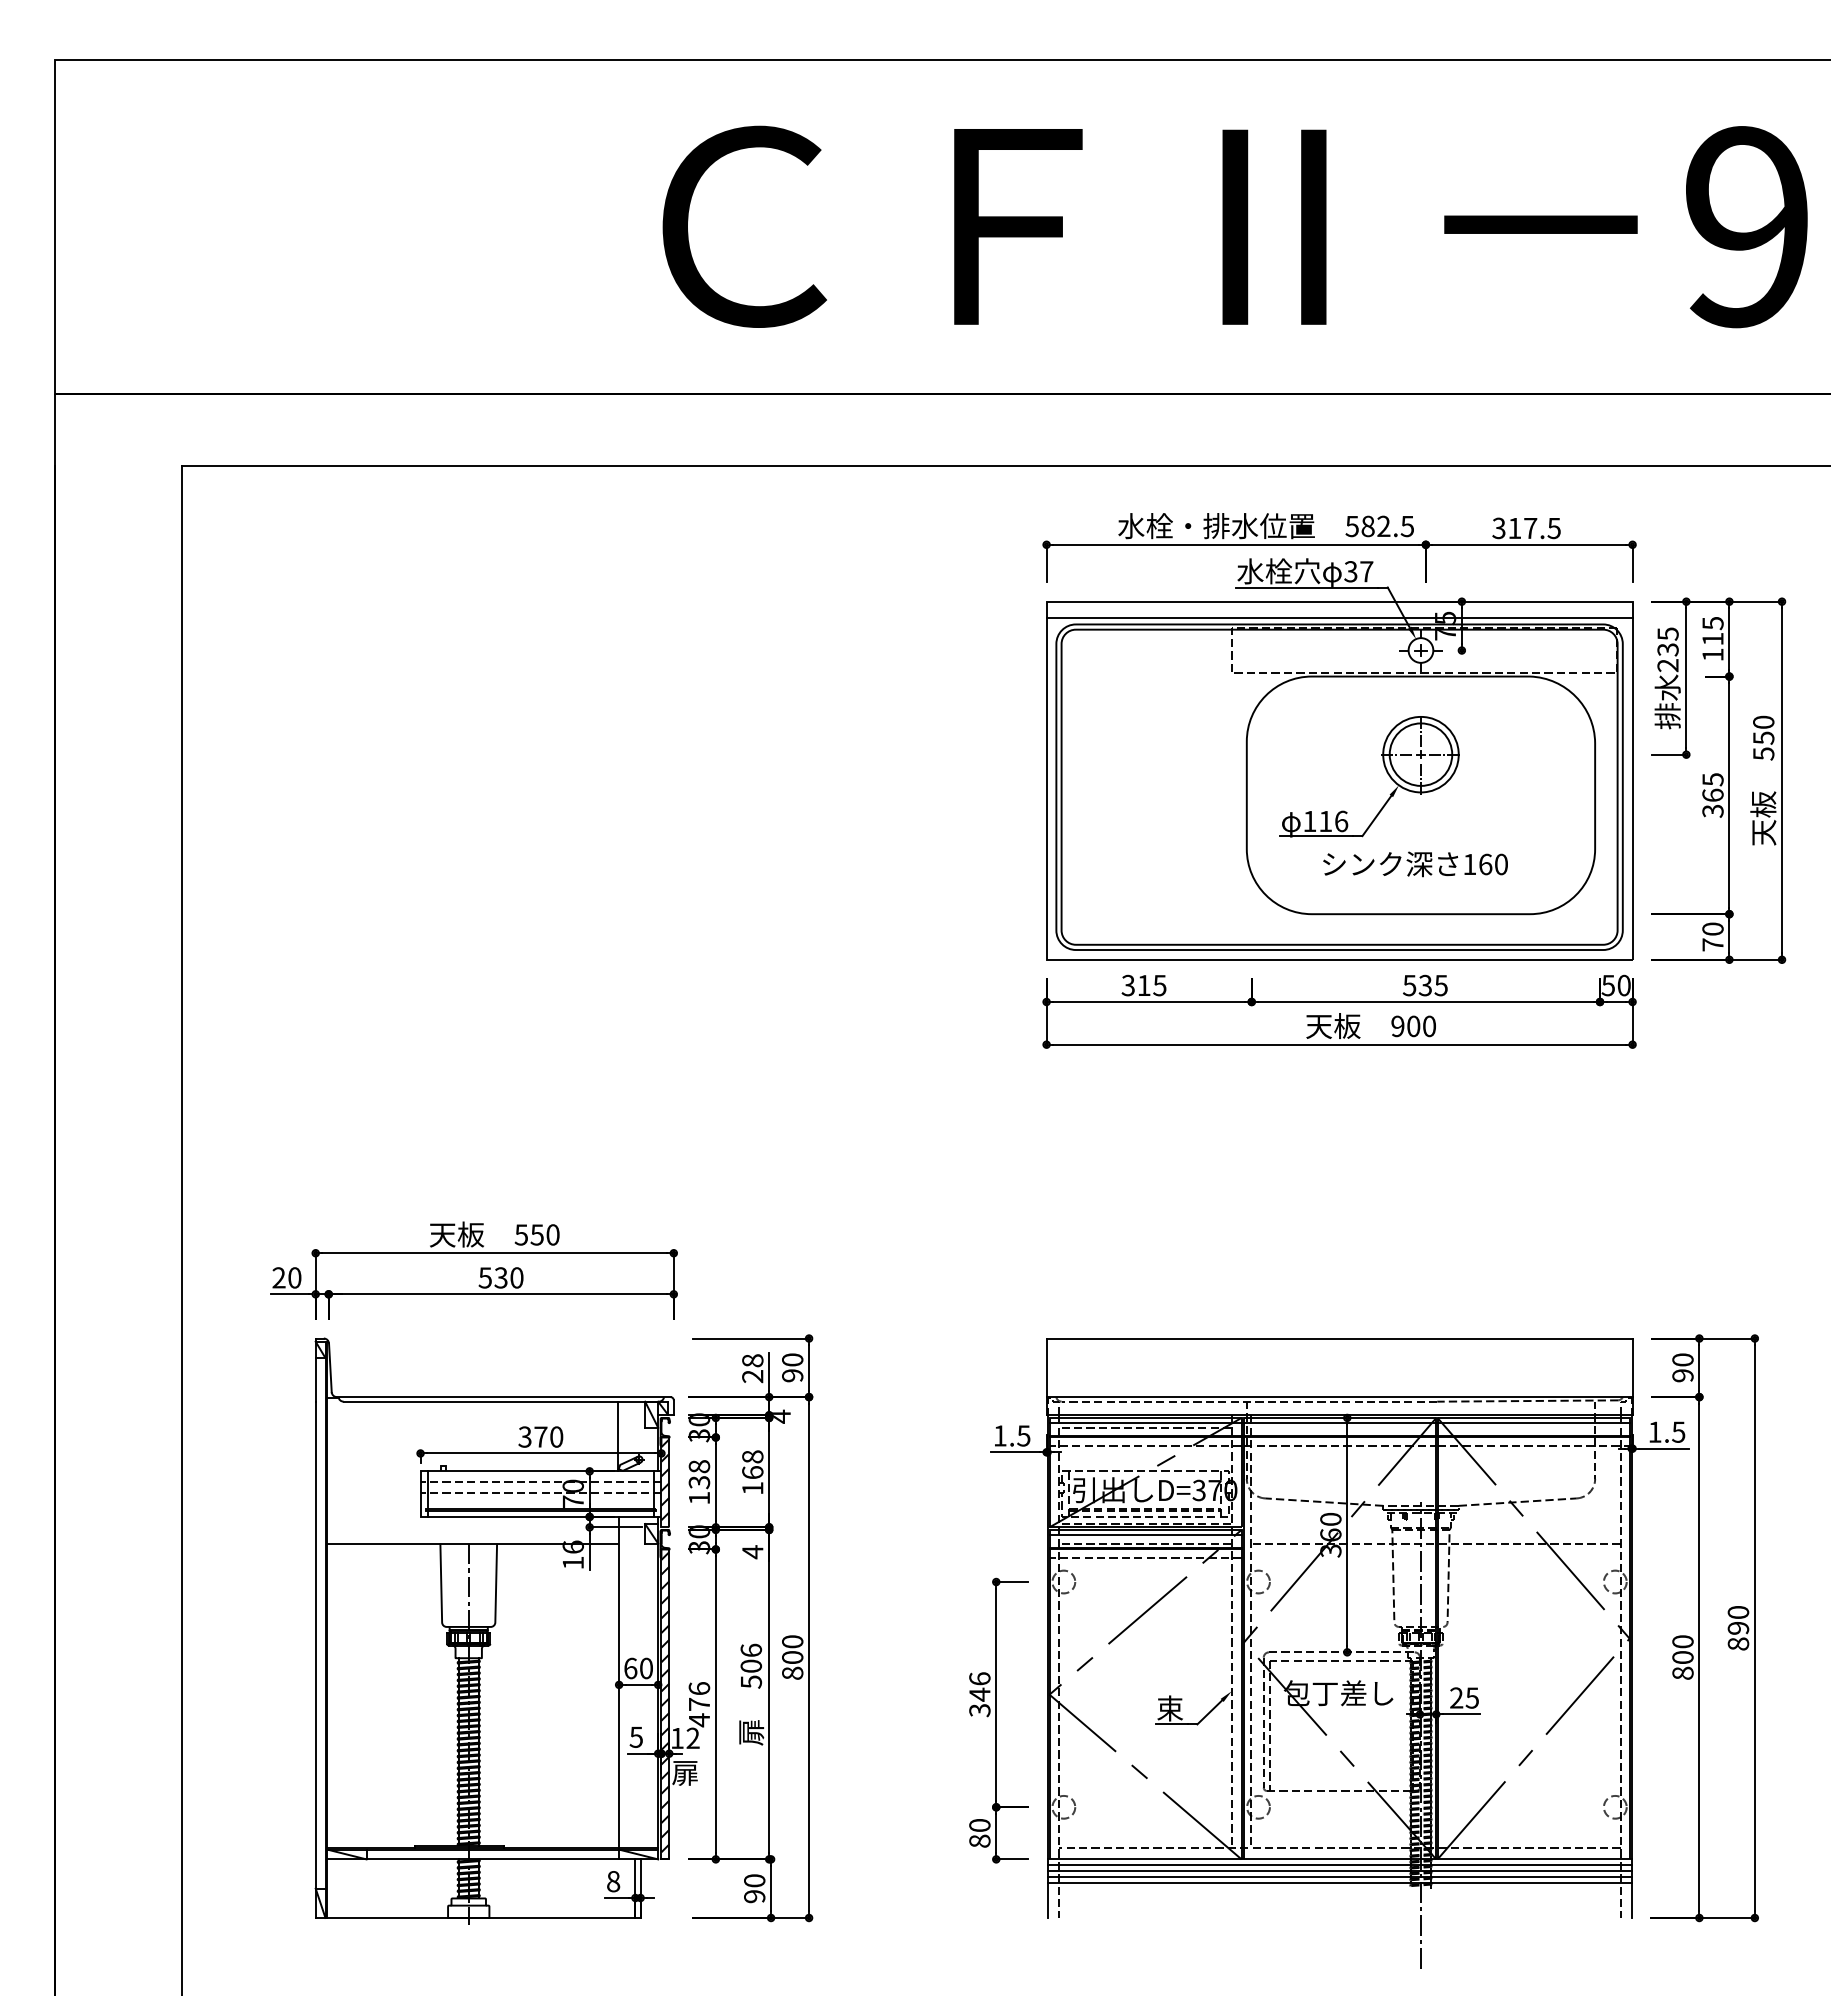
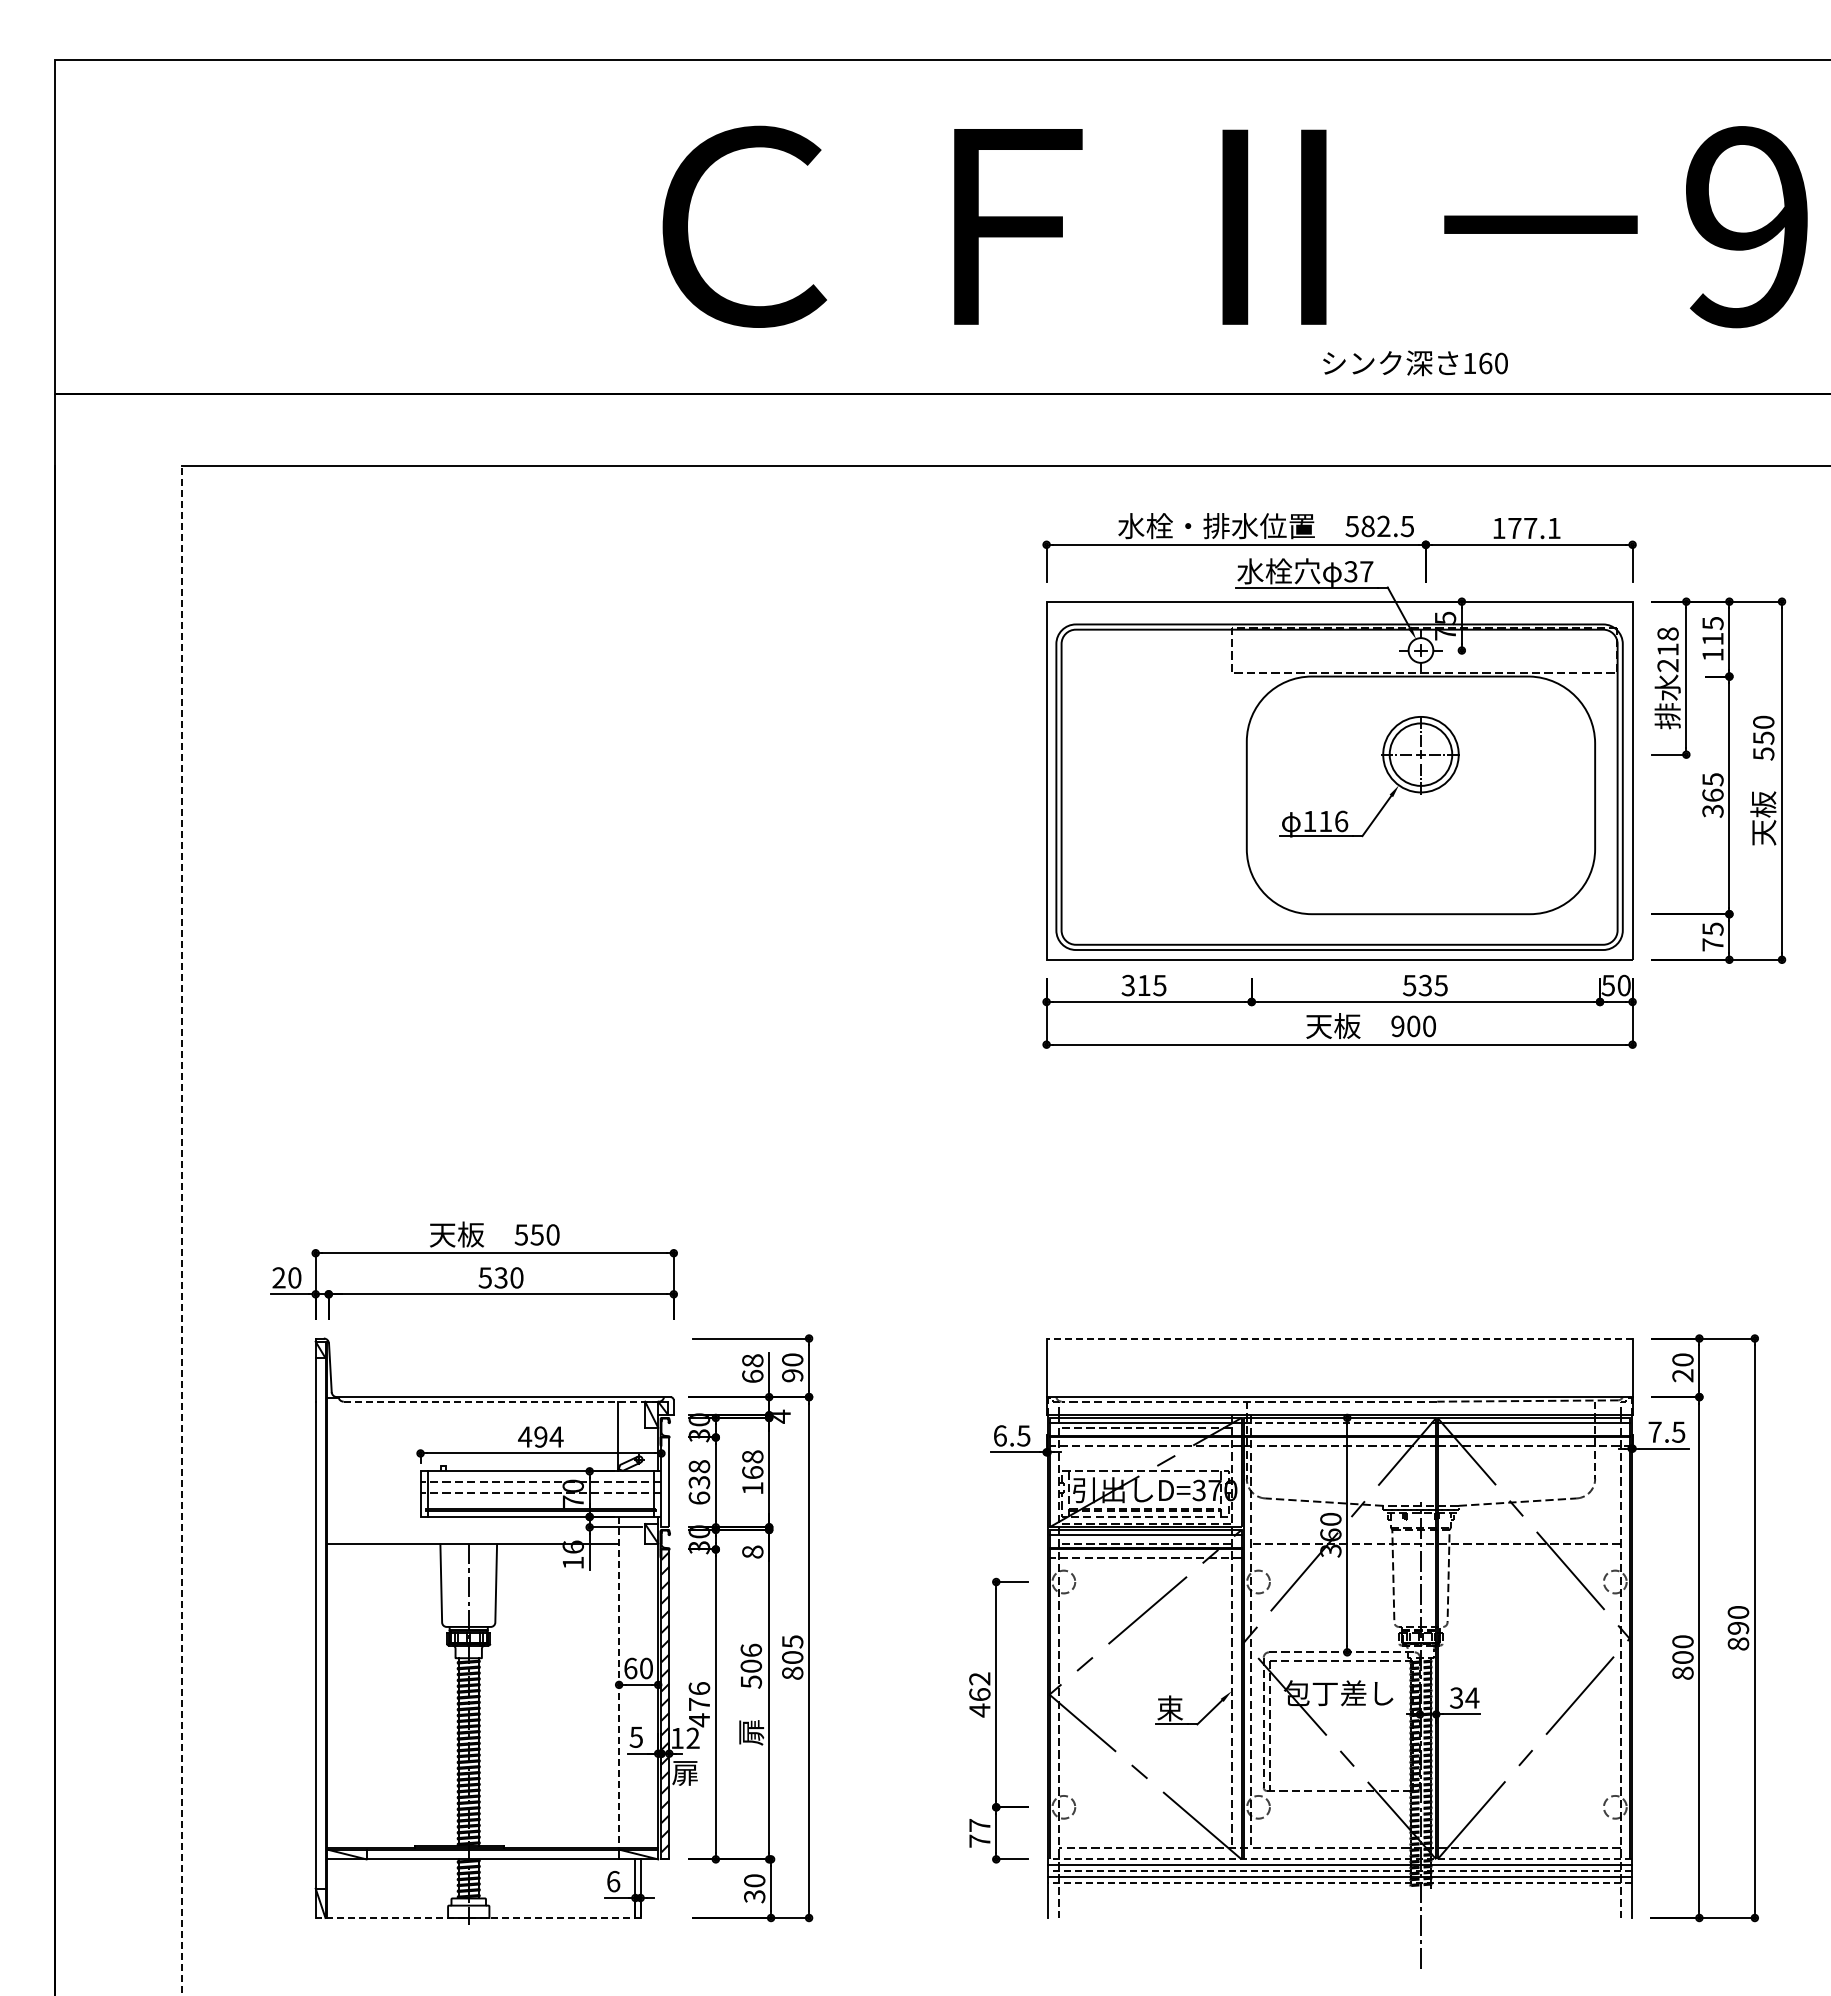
text: 317.5 -> 177.1 (1526, 528)
line: present -> none (1339, 617)
text: 235 -> 218 (1667, 641)
text position: (1415, 864) -> (1415, 363) (1415, 363)
text: 70 -> 75 (1712, 928)
line: solid -> dashed (182, 1230)
line: solid -> dashed (1339, 1338)
text: 90 -> 20 (1682, 1375)
text: 28 -> 68 (752, 1376)
line: solid -> dashed (501, 1401)
line: solid -> dashed (1340, 1423)
text: 1.5 -> 7.5 (1654, 1431)
text: 1.5 -> 6.5 (1000, 1435)
text: 370 -> 494 (540, 1436)
hatch: present -> none (665, 1483)
text: 138 -> 638 (699, 1497)
text: 4 -> 8 (752, 1552)
text: 800 -> 805 (792, 1641)
line: solid -> dashed (619, 1682)
text: 346 -> 462 (979, 1694)
text: 25 -> 34 (1464, 1697)
text: 80 -> 77 (979, 1833)
line: solid -> dashed (1339, 1859)
line: solid -> dashed (1339, 1871)
text: 8 -> 6 (613, 1881)
line: solid -> dashed (1339, 1882)
text: 90 -> 30 (754, 1896)
line: solid -> dashed (477, 1917)
